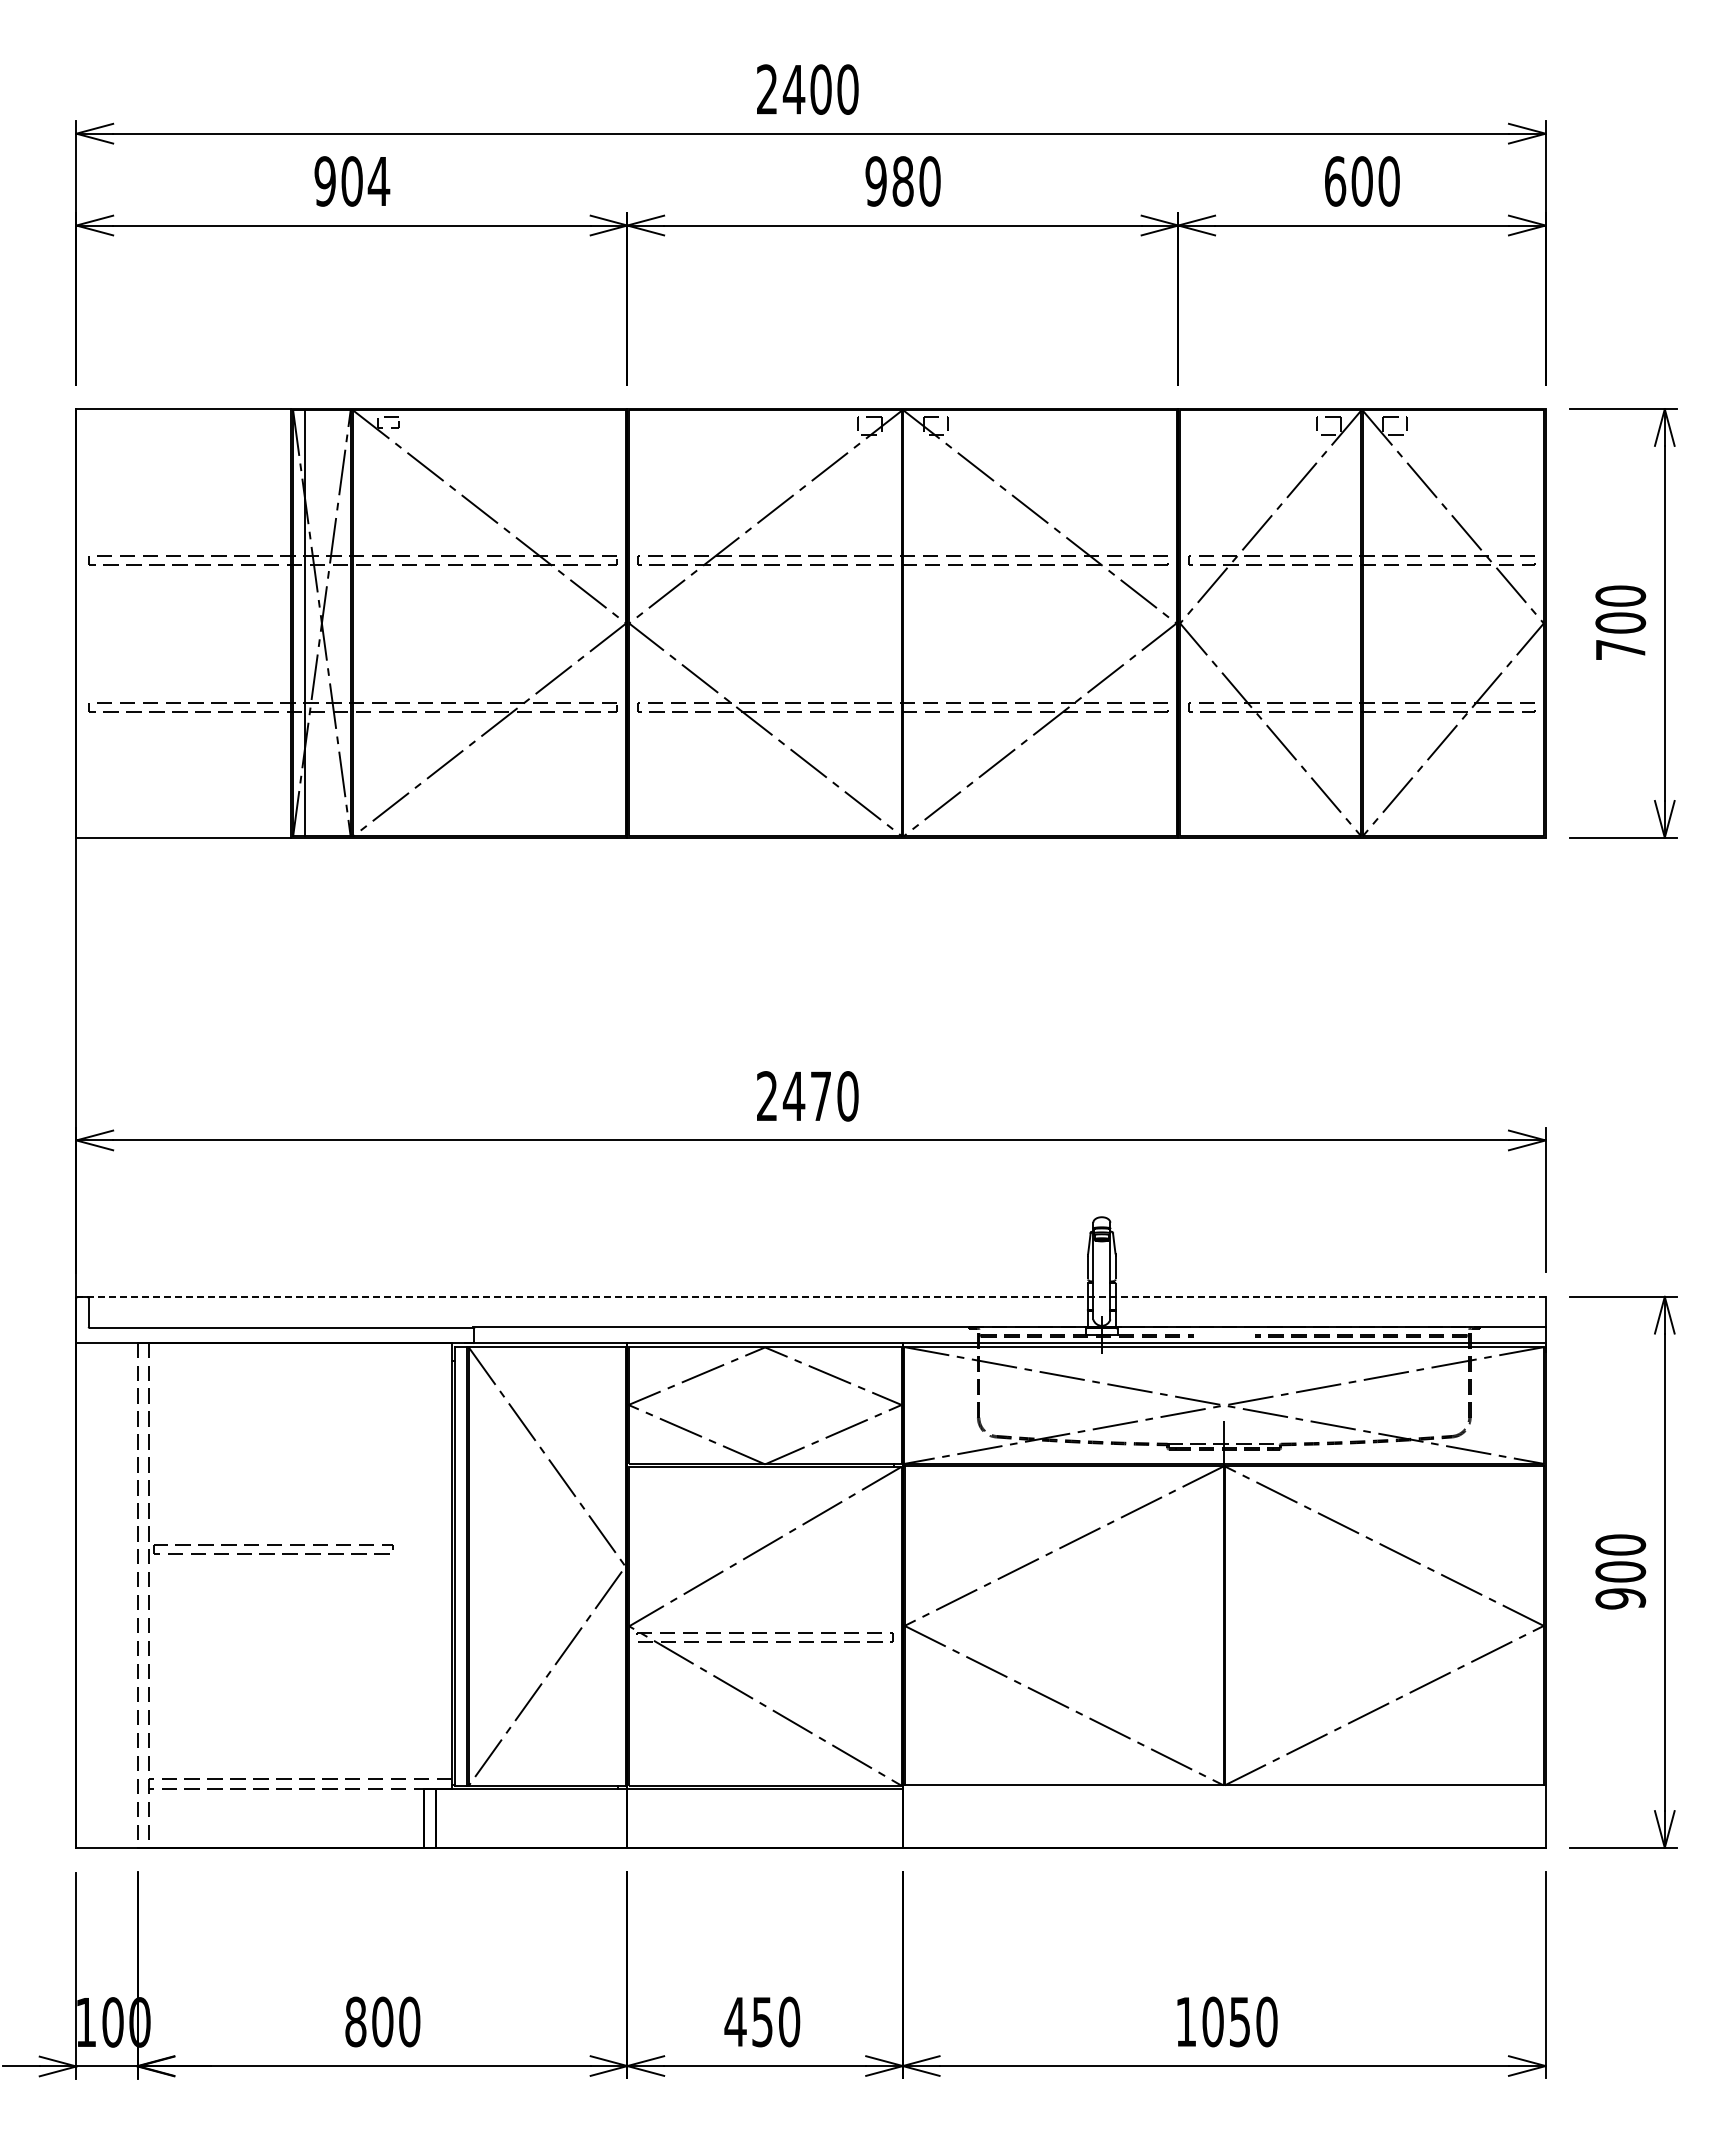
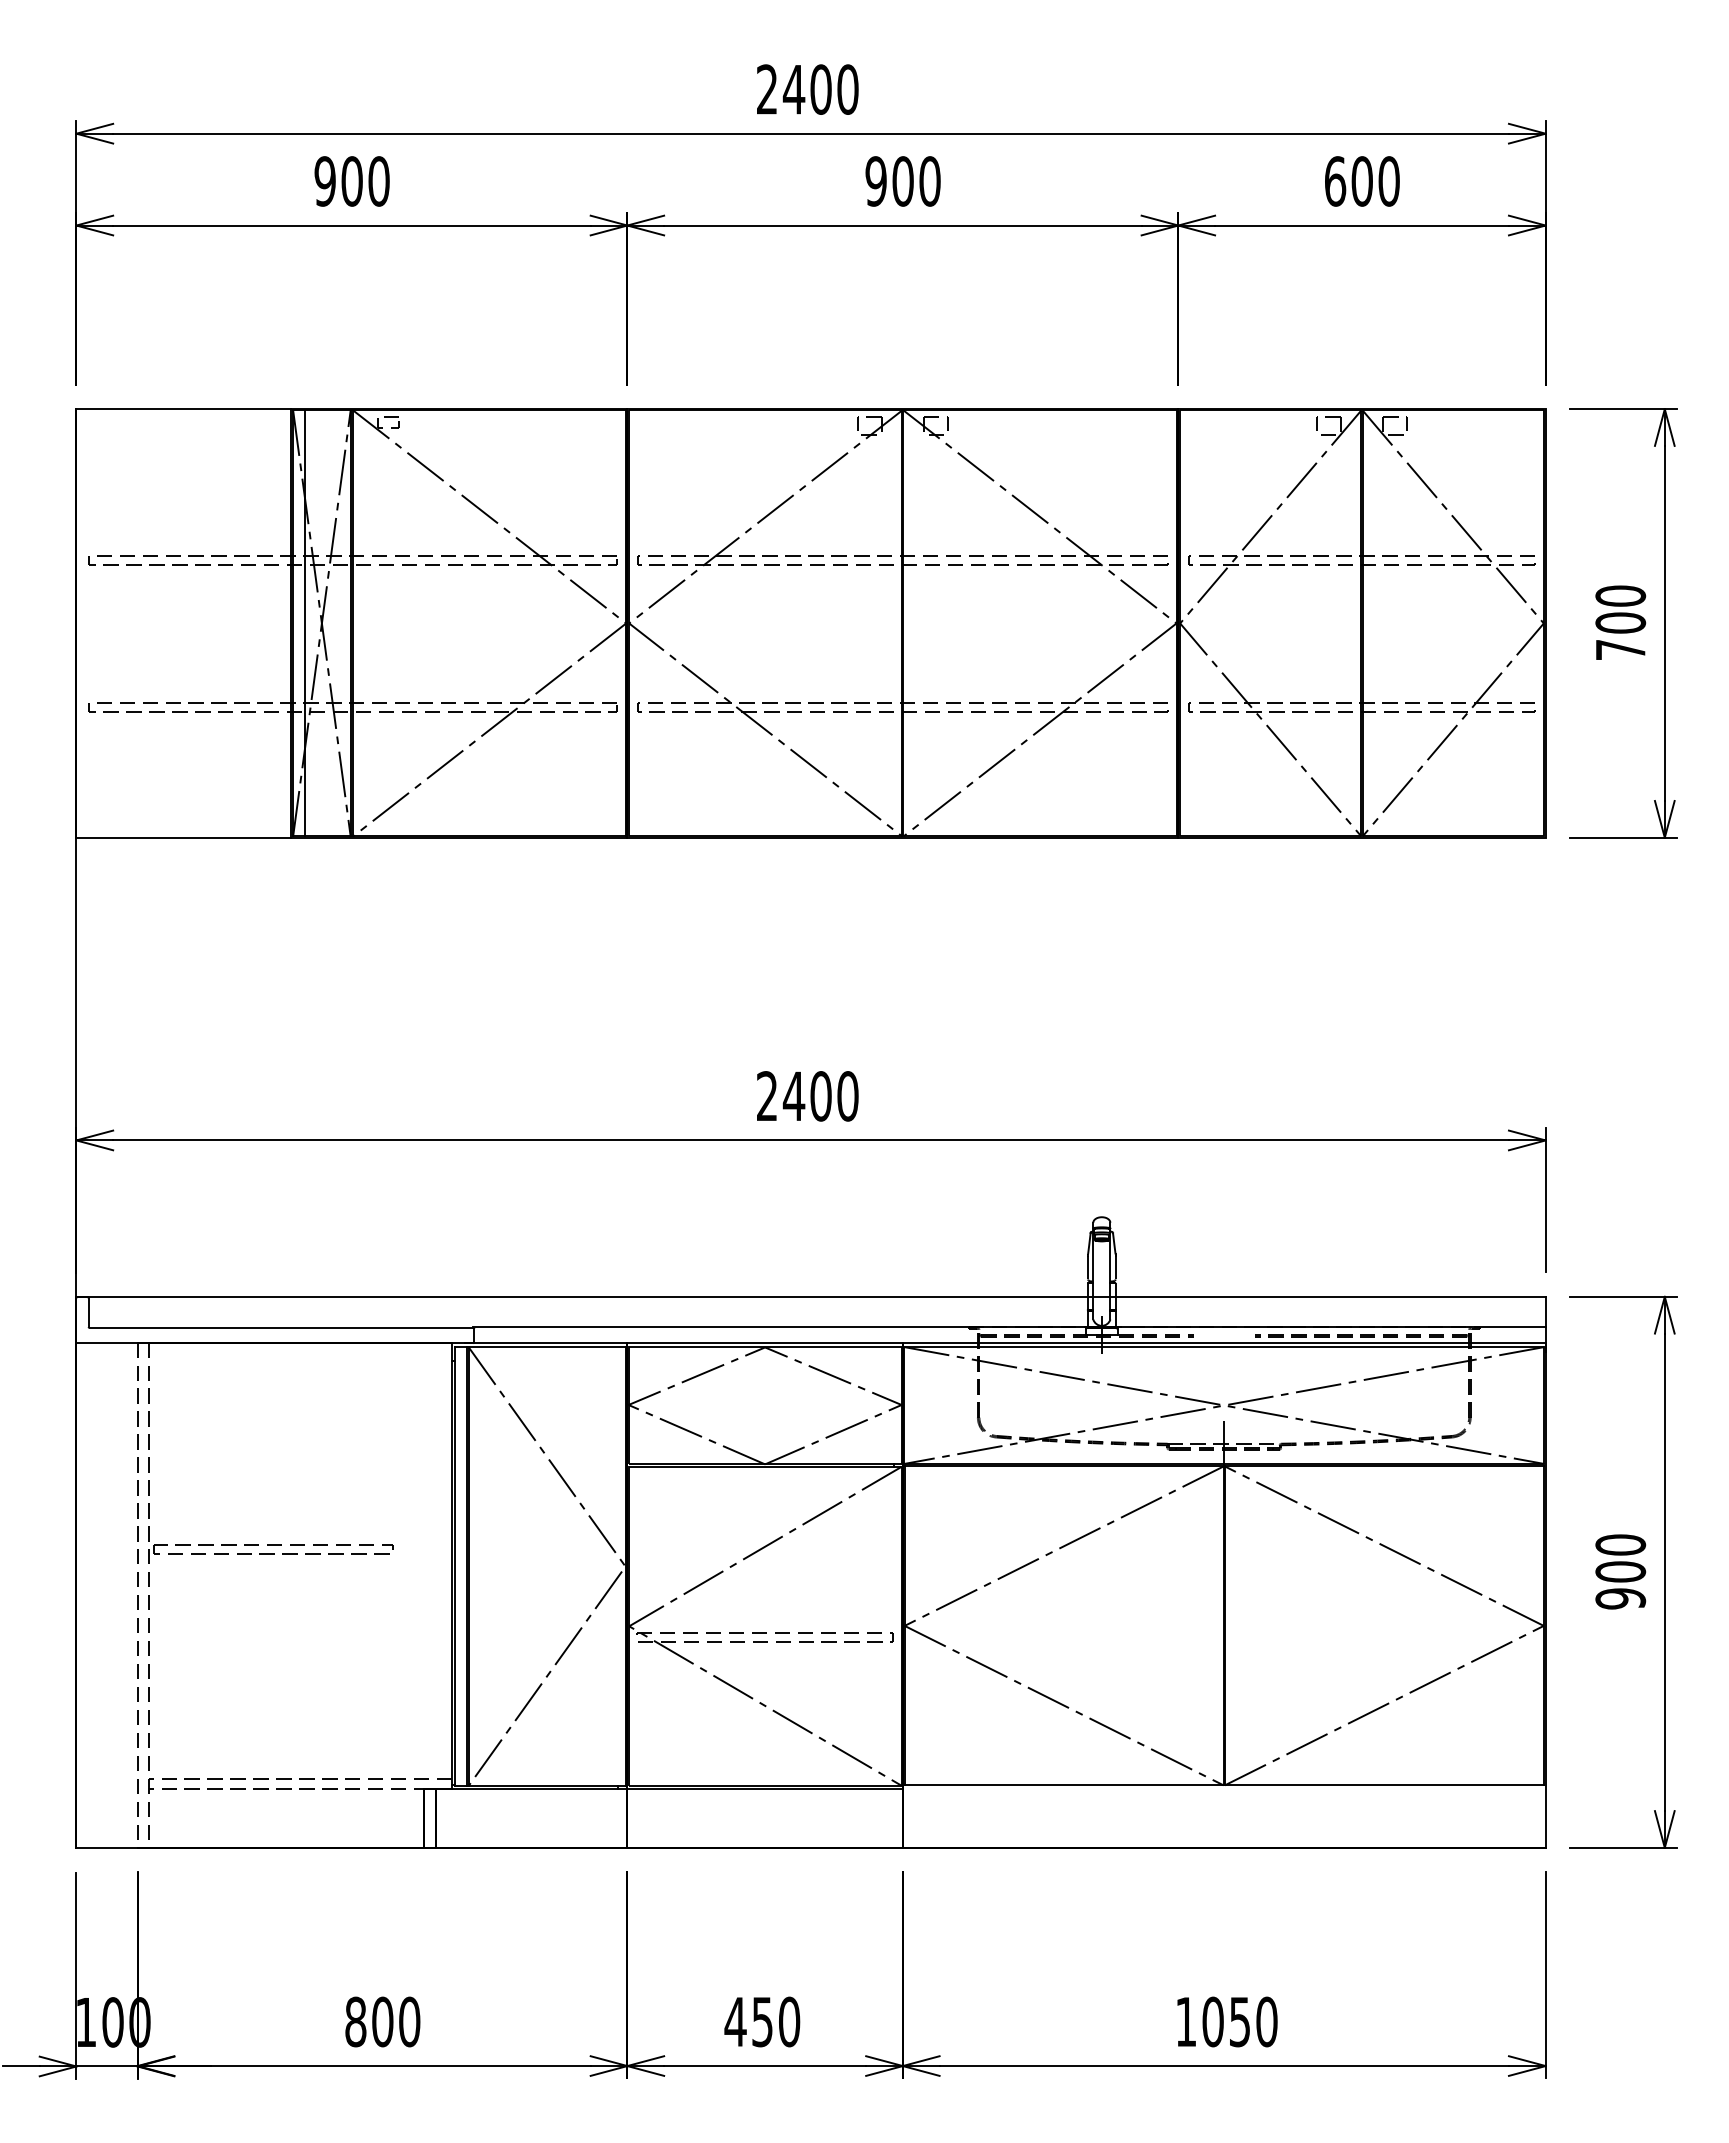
text: 904 -> 900 (378, 181)
text: 980 -> 900 (902, 181)
text: 2470 -> 2400 (820, 1096)
line: dashed -> solid (811, 1296)
